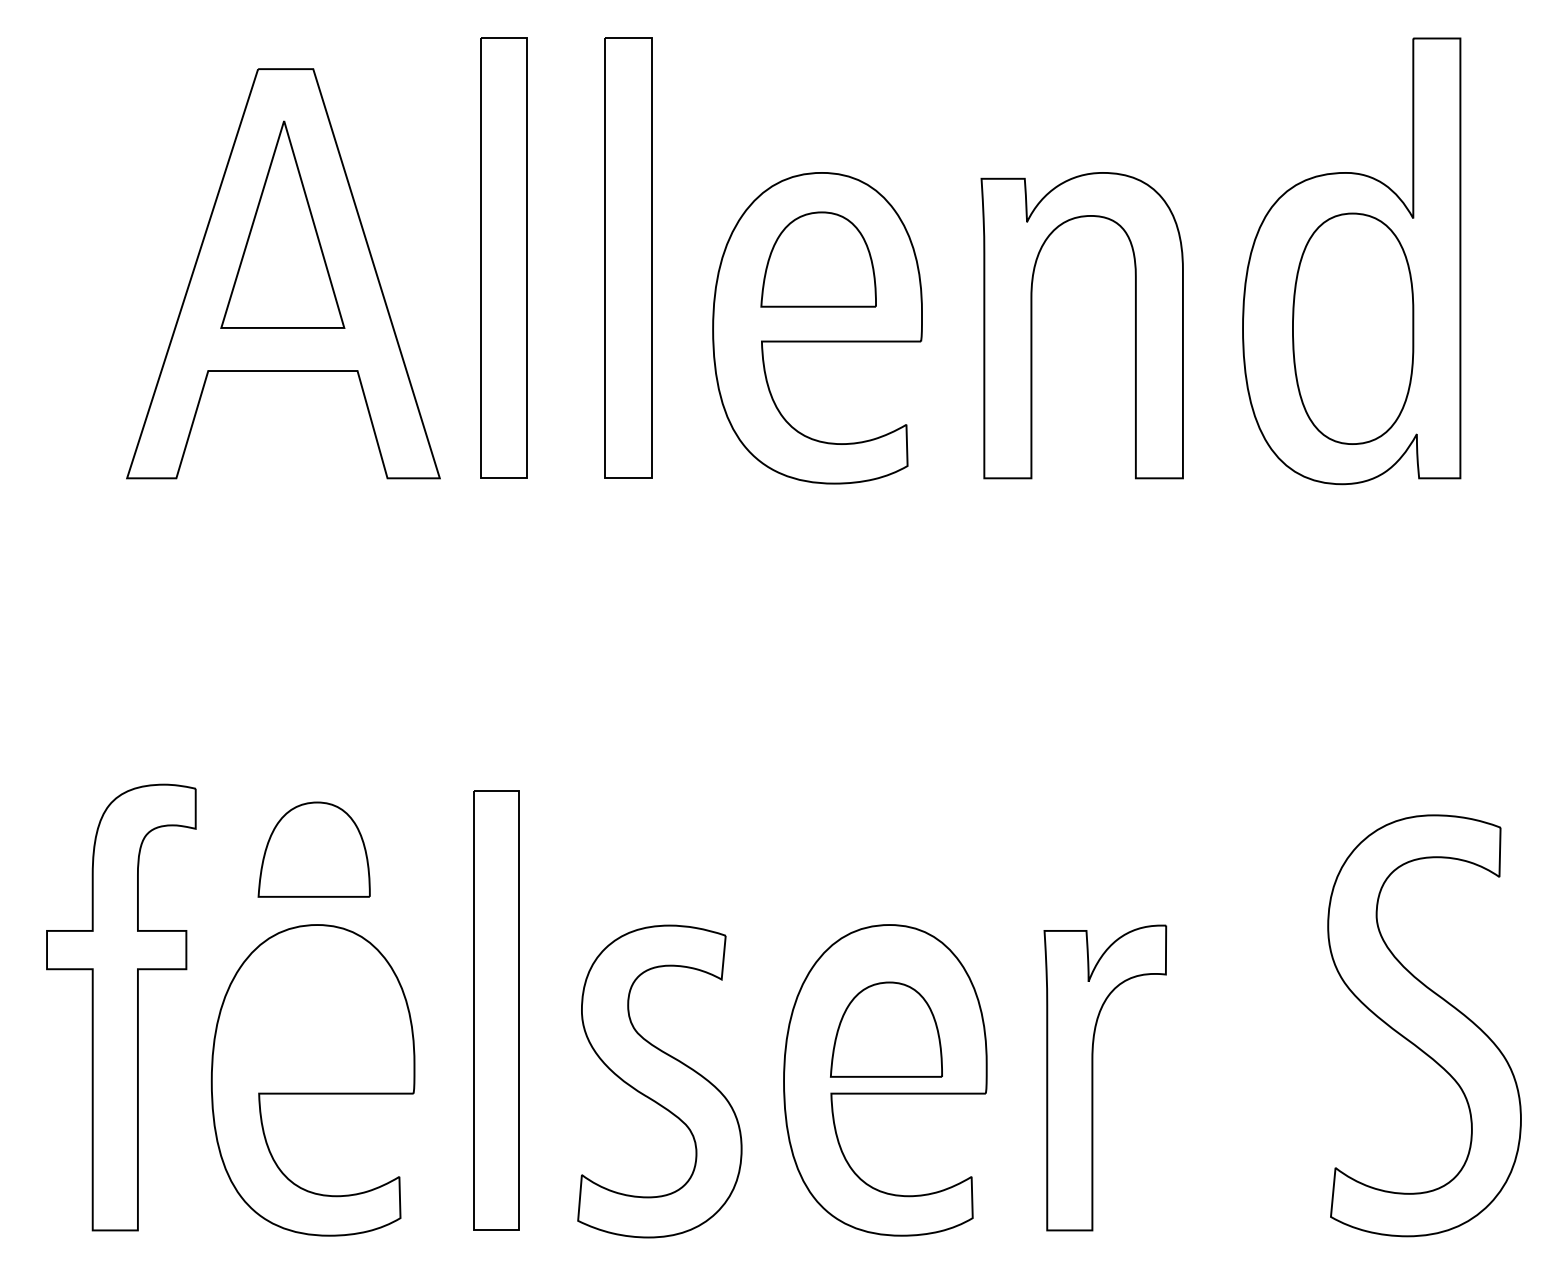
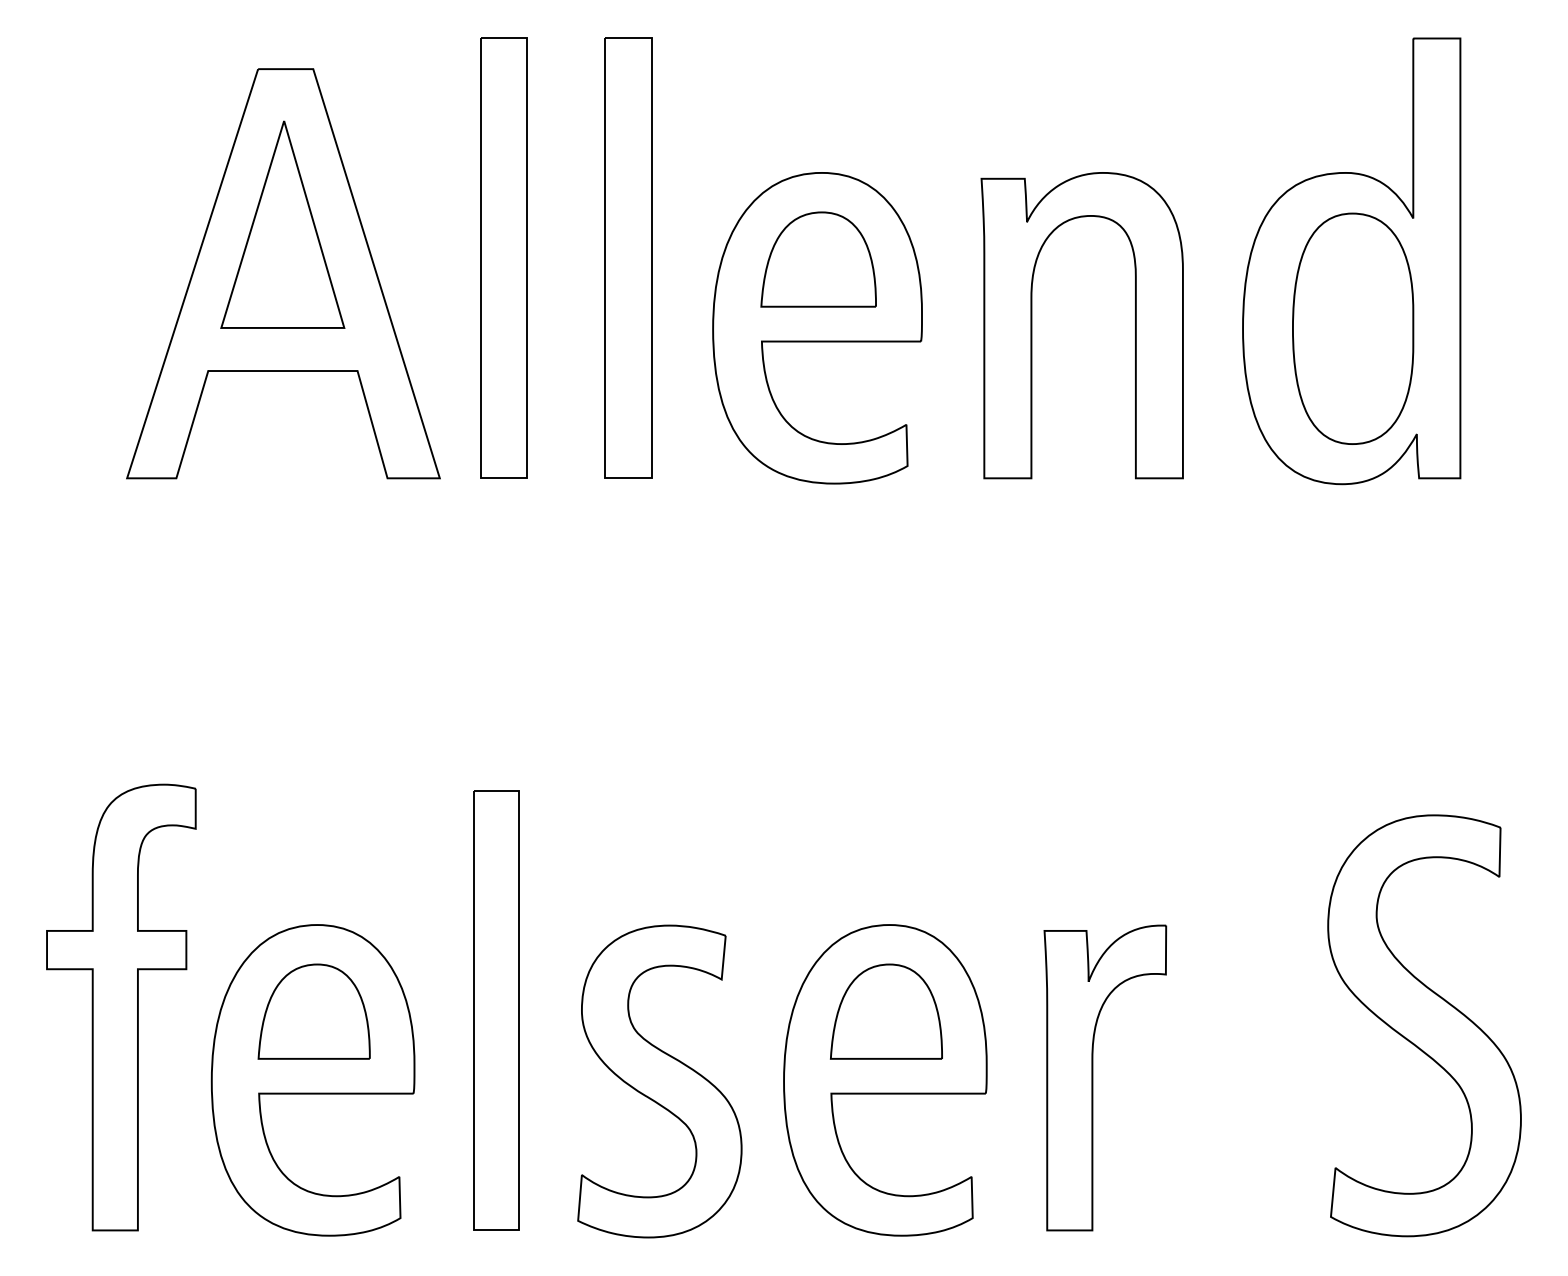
part position: (313, 849) -> (313, 1011) (313, 1011)
part position: (886, 1029) -> (886, 1011) (886, 1011)
